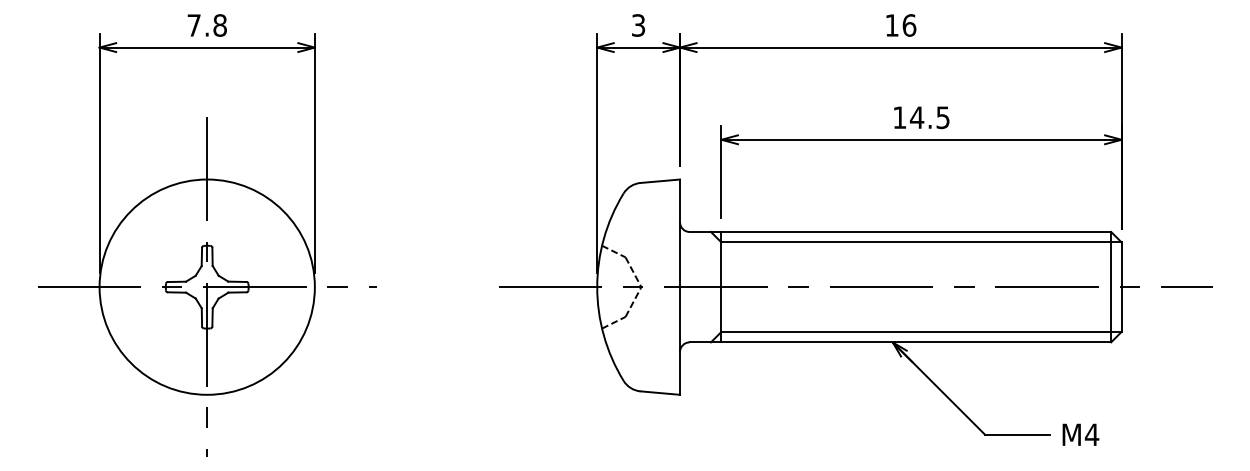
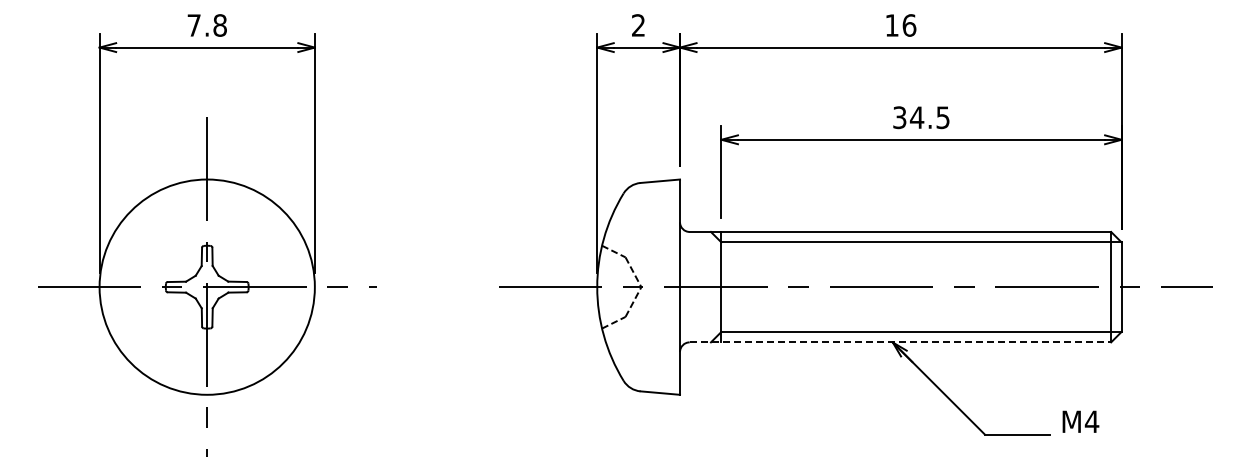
text: 3 -> 2 (638, 25)
text: 14.5 -> 34.5 (899, 117)
line: solid -> dashed (900, 342)
text position: (1080, 434) -> (1080, 421) (1080, 421)
